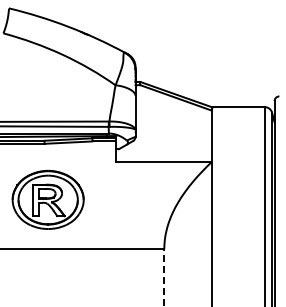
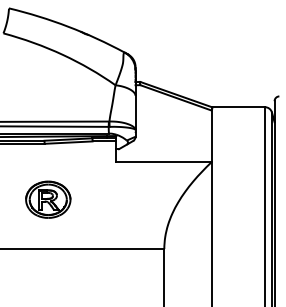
part size: 74x61 px -> 47x39 px (48, 199)
line: dashed -> solid (164, 277)
